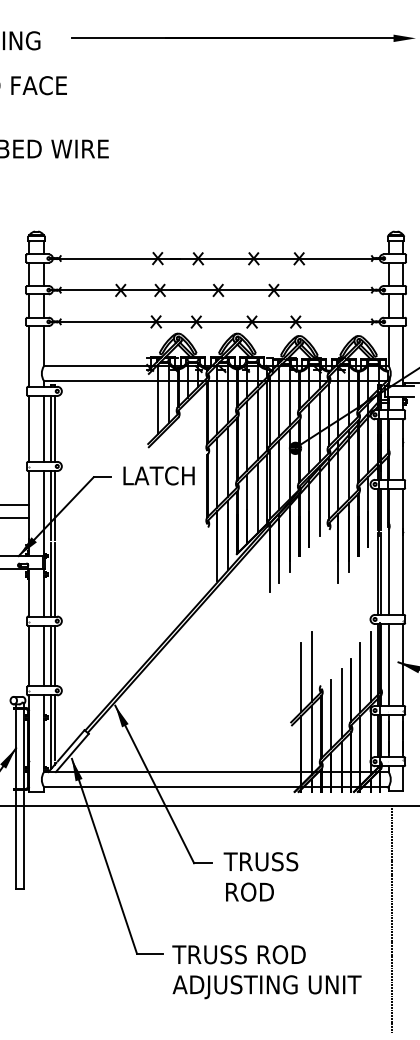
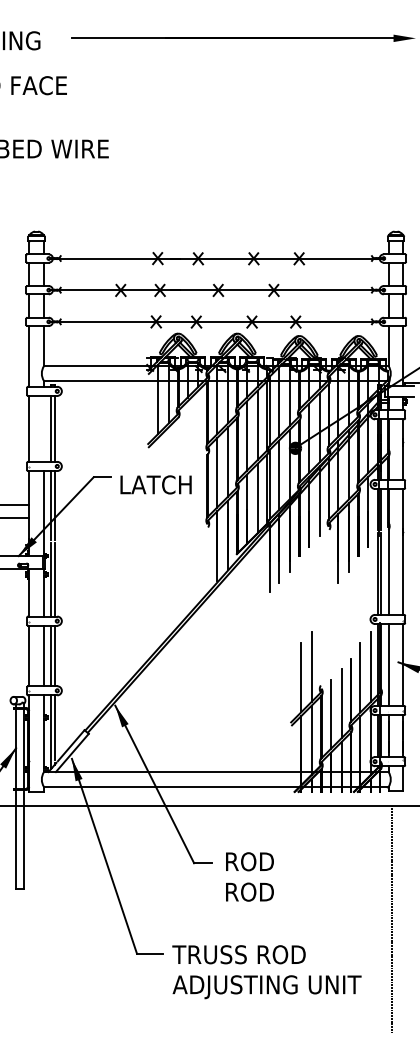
line: present -> none (44, 428)
text position: (158, 475) -> (155, 484) (155, 484)
text: TRUSS -> ROD (260, 861)
